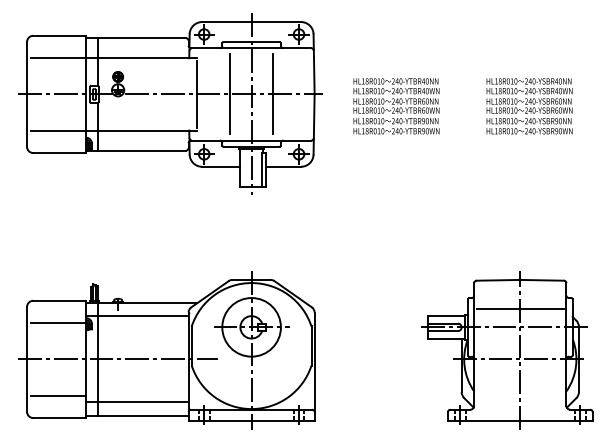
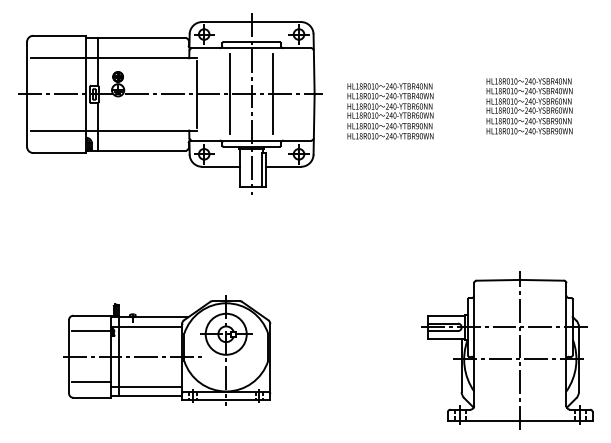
text position: (396, 106) -> (390, 111) (390, 111)
line: present -> none (520, 309)
part size: 298x159 px -> 209x111 px (167, 350)
